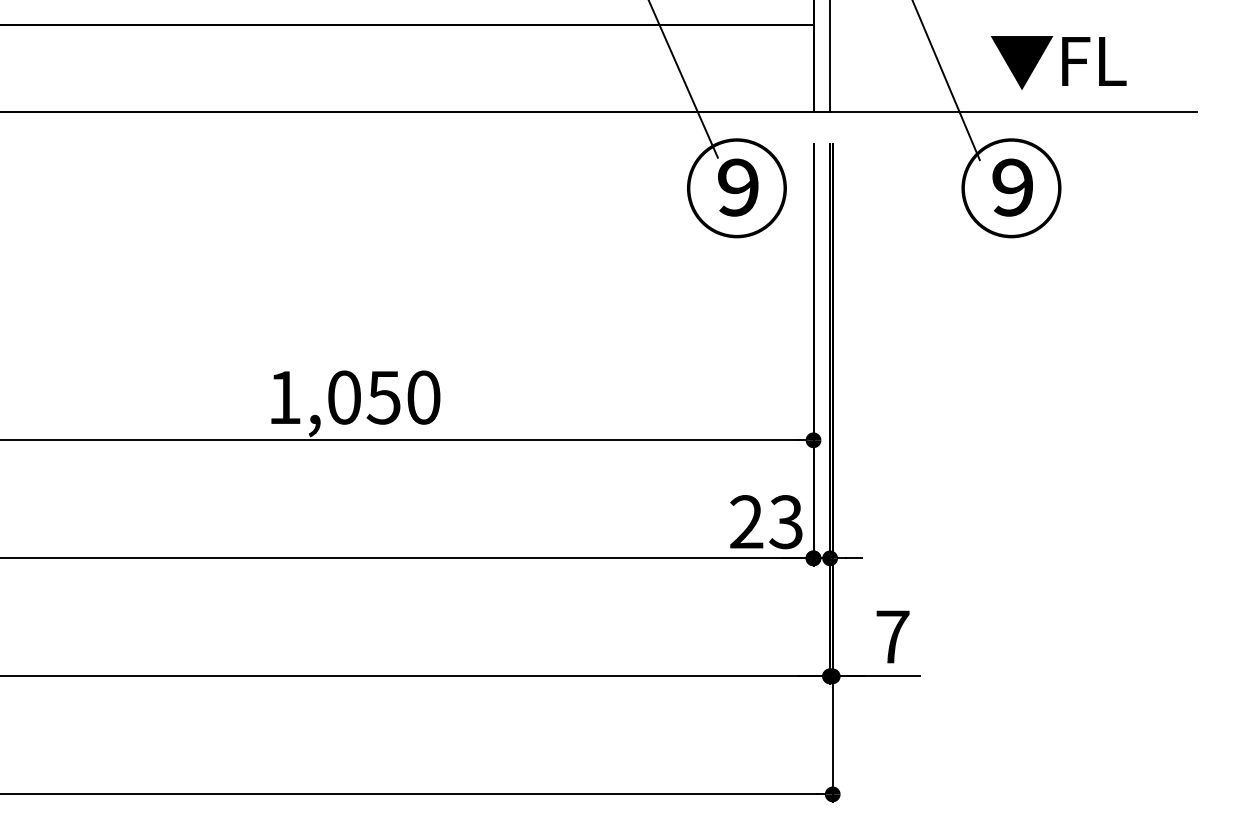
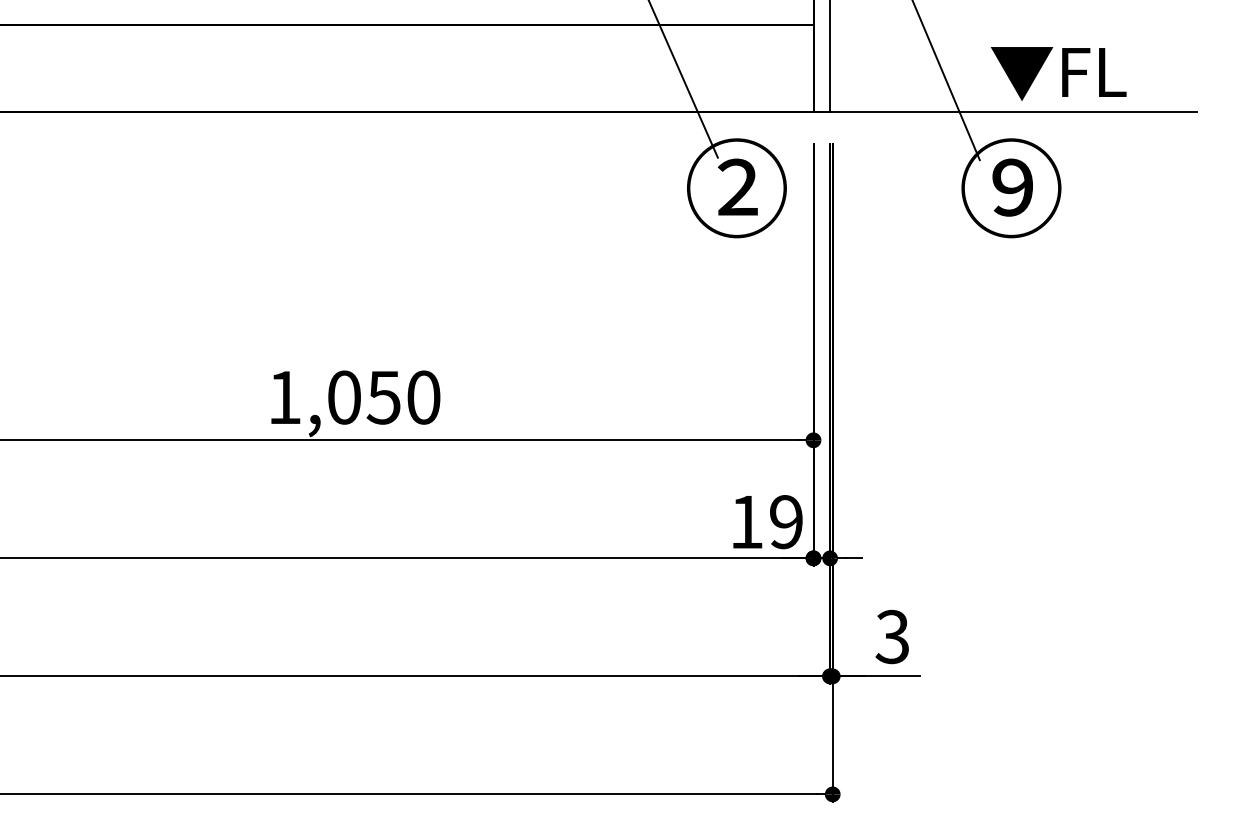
text position: (1058, 62) -> (1058, 73) (1058, 73)
text: ⑨ -> ② (737, 187)
text: 23 -> 19 (766, 522)
text: 7 -> 3 (892, 636)
